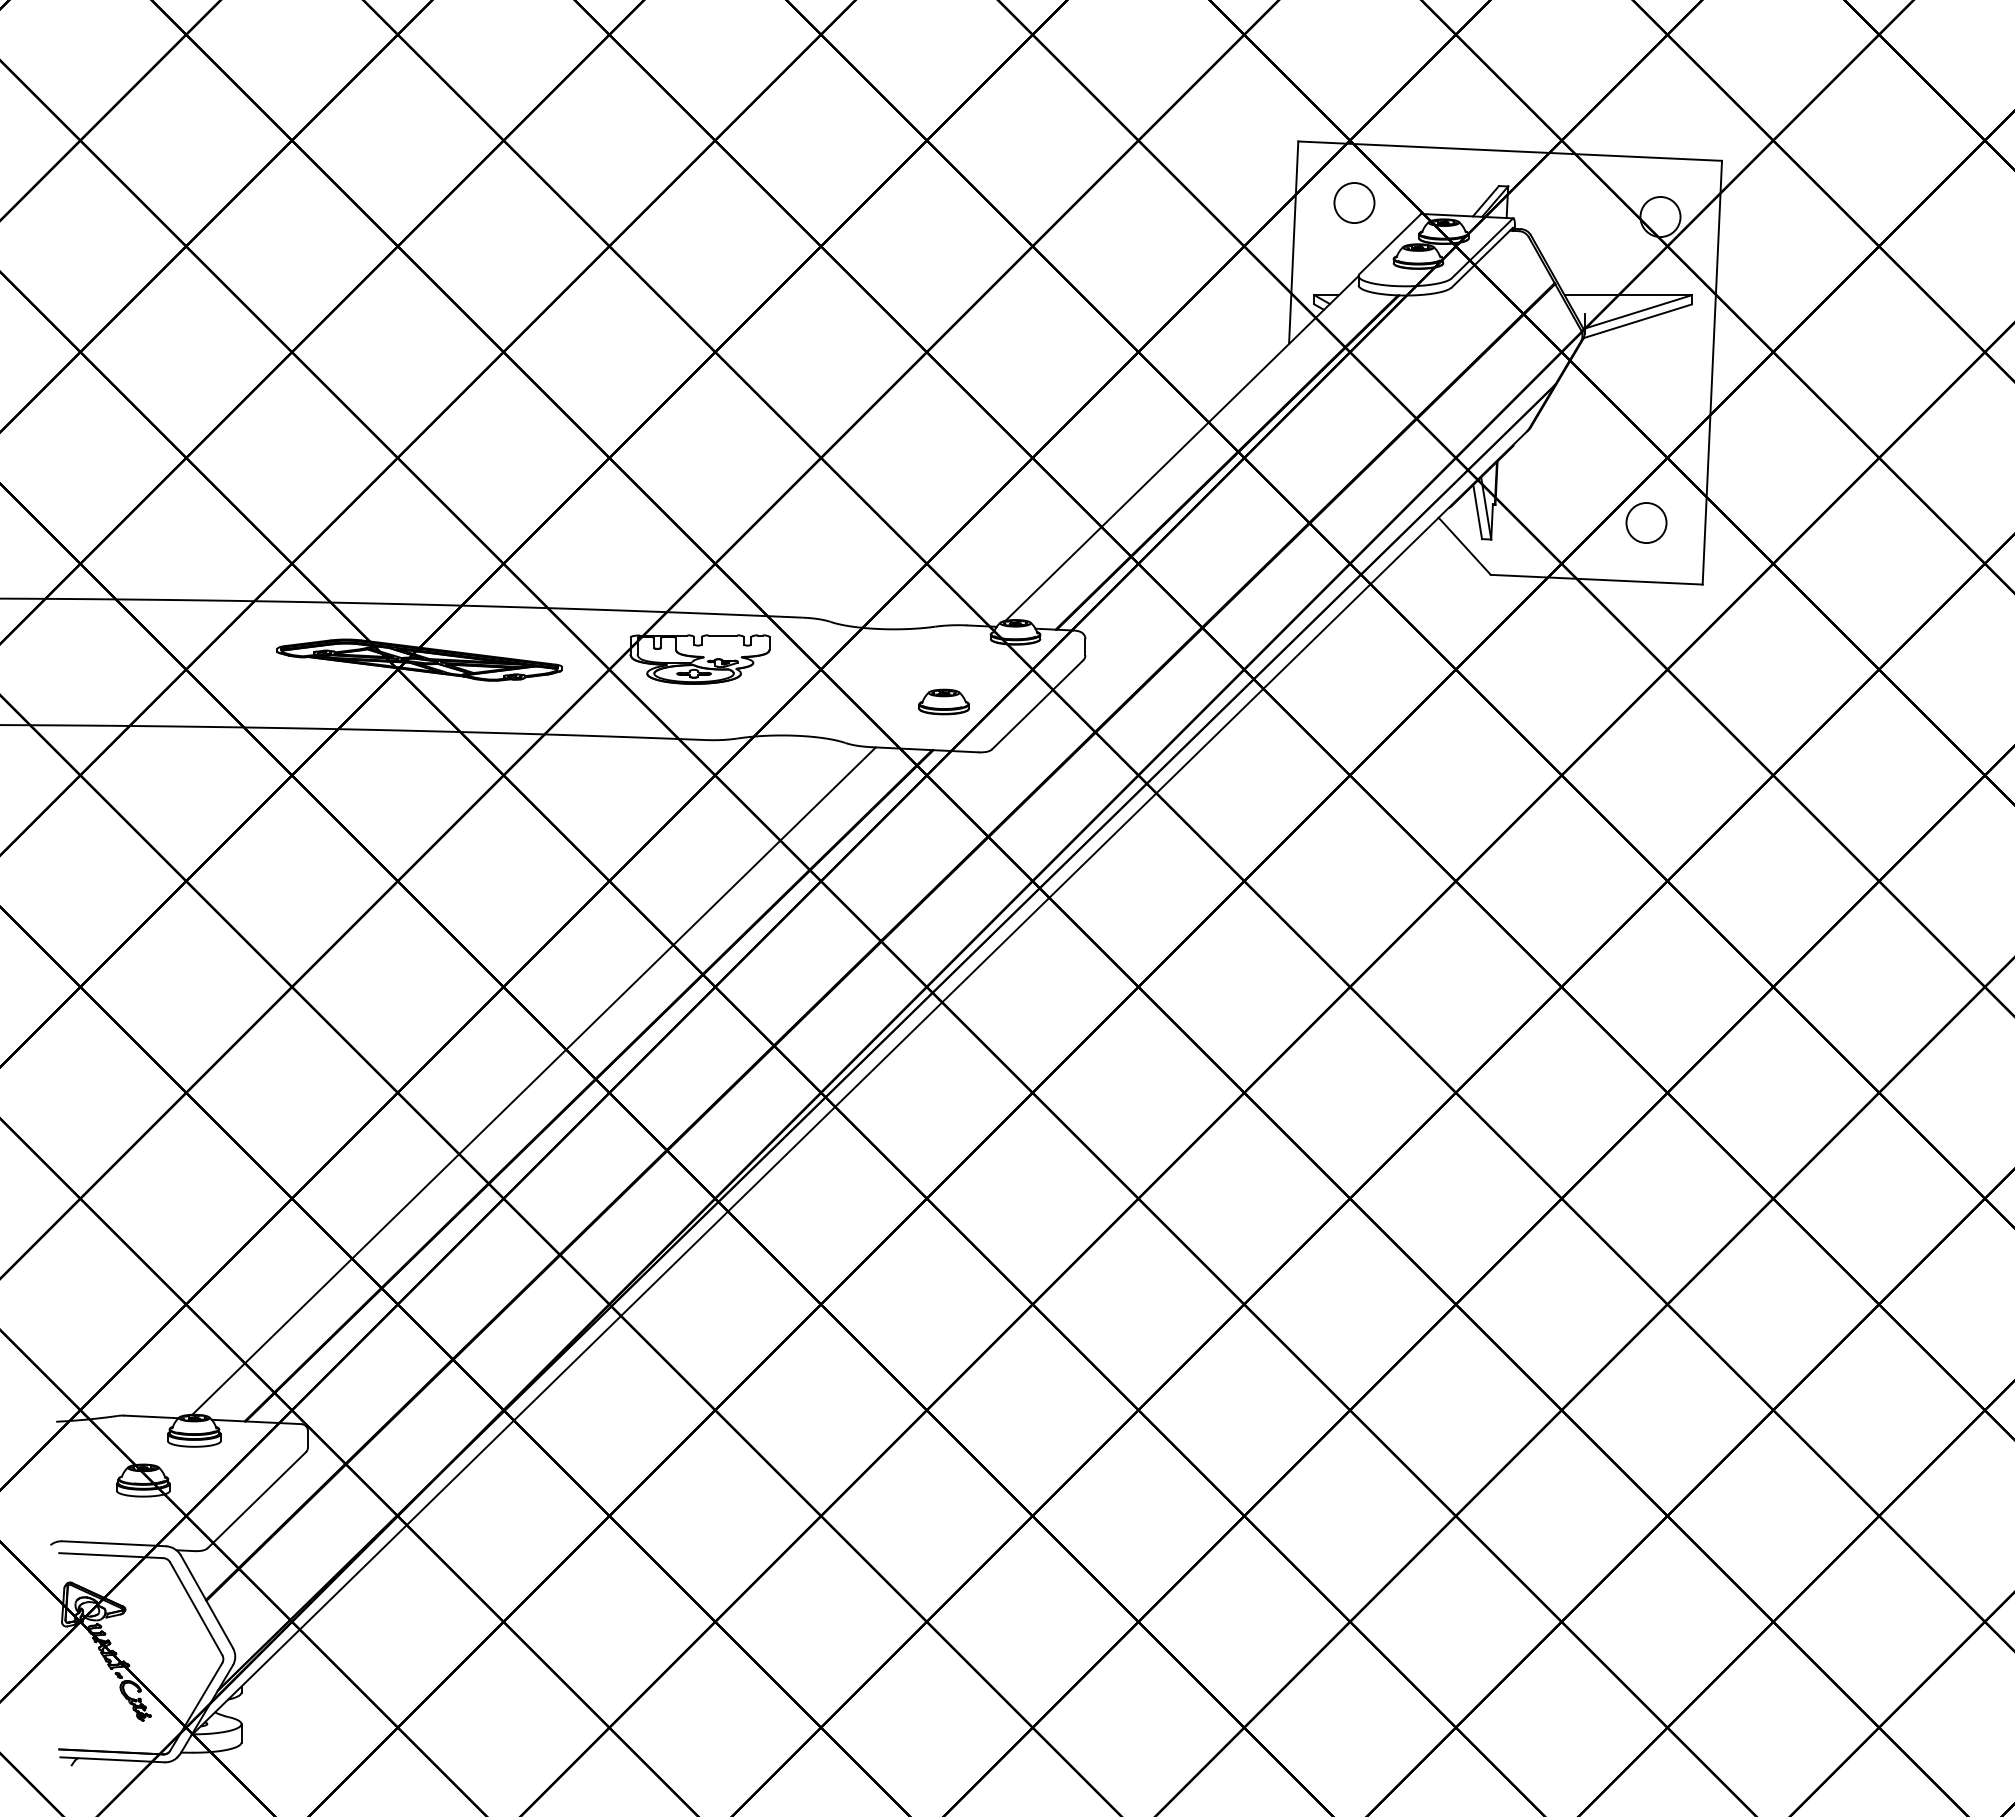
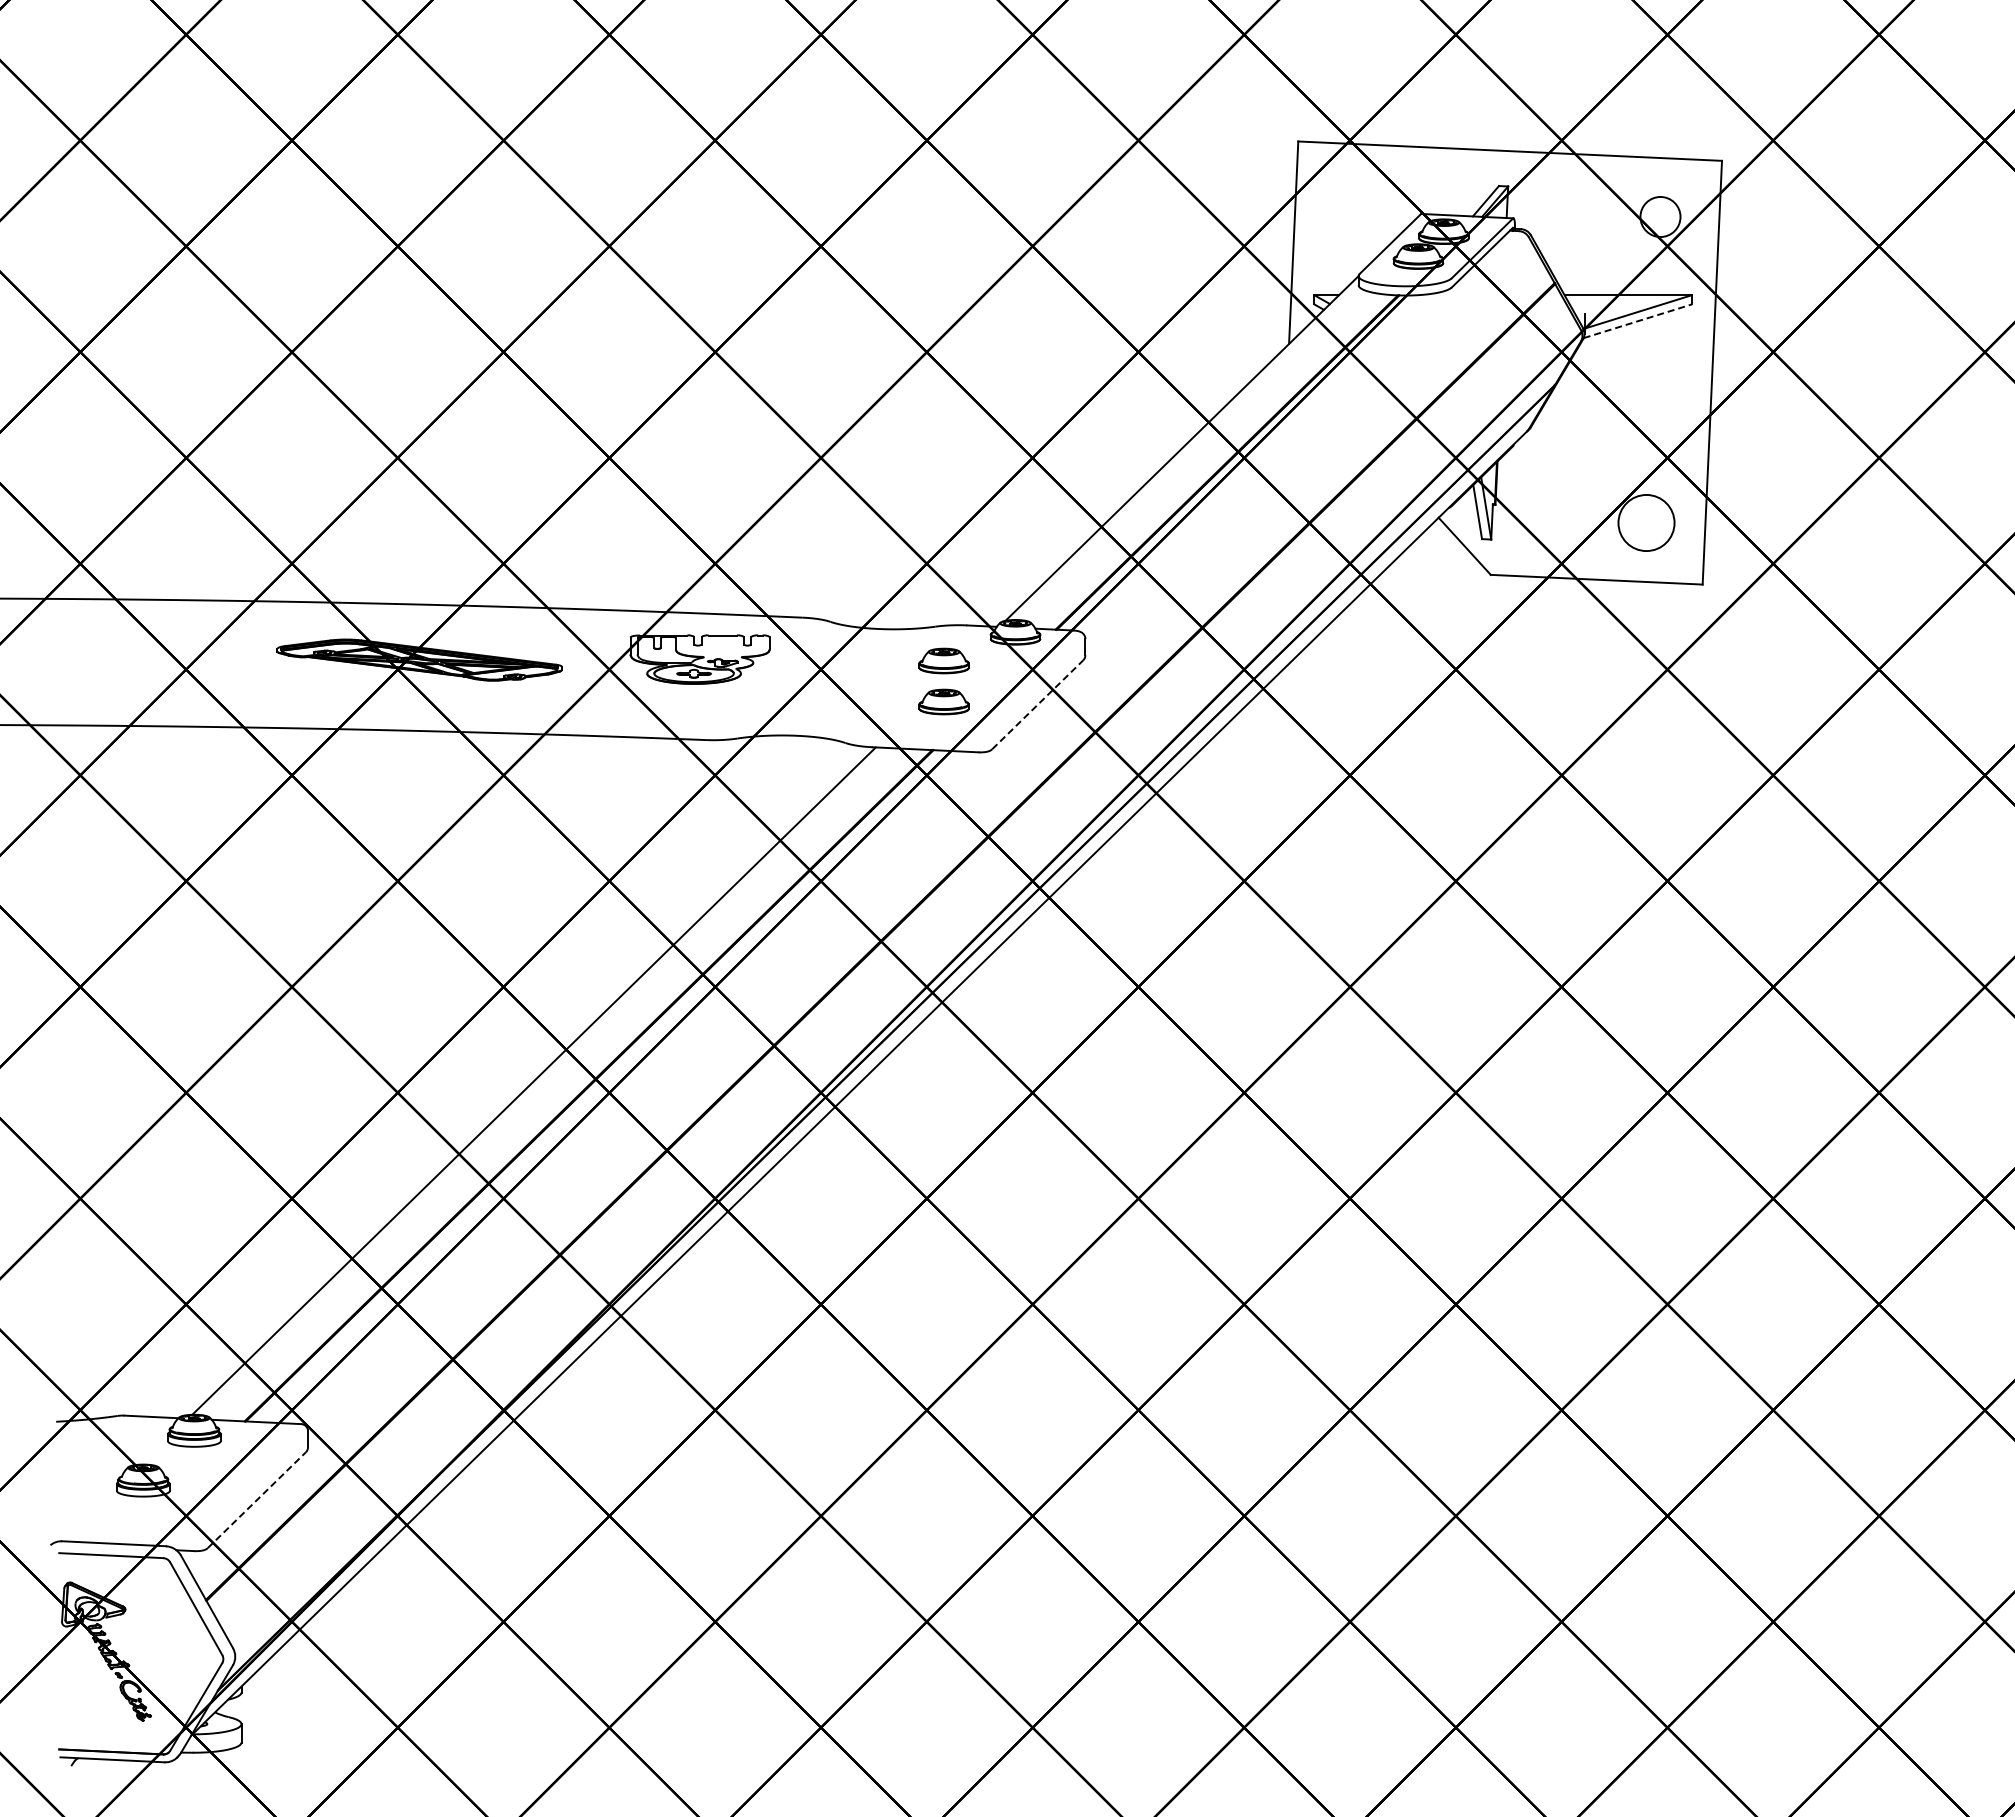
circle: present -> none (1354, 202)
line: solid -> dashed (1637, 321)
circle diameter: 40 px -> 56 px (1646, 522)
part: none -> present (943, 660)
line: solid -> dashed (1038, 704)
line: solid -> dashed (257, 1499)
